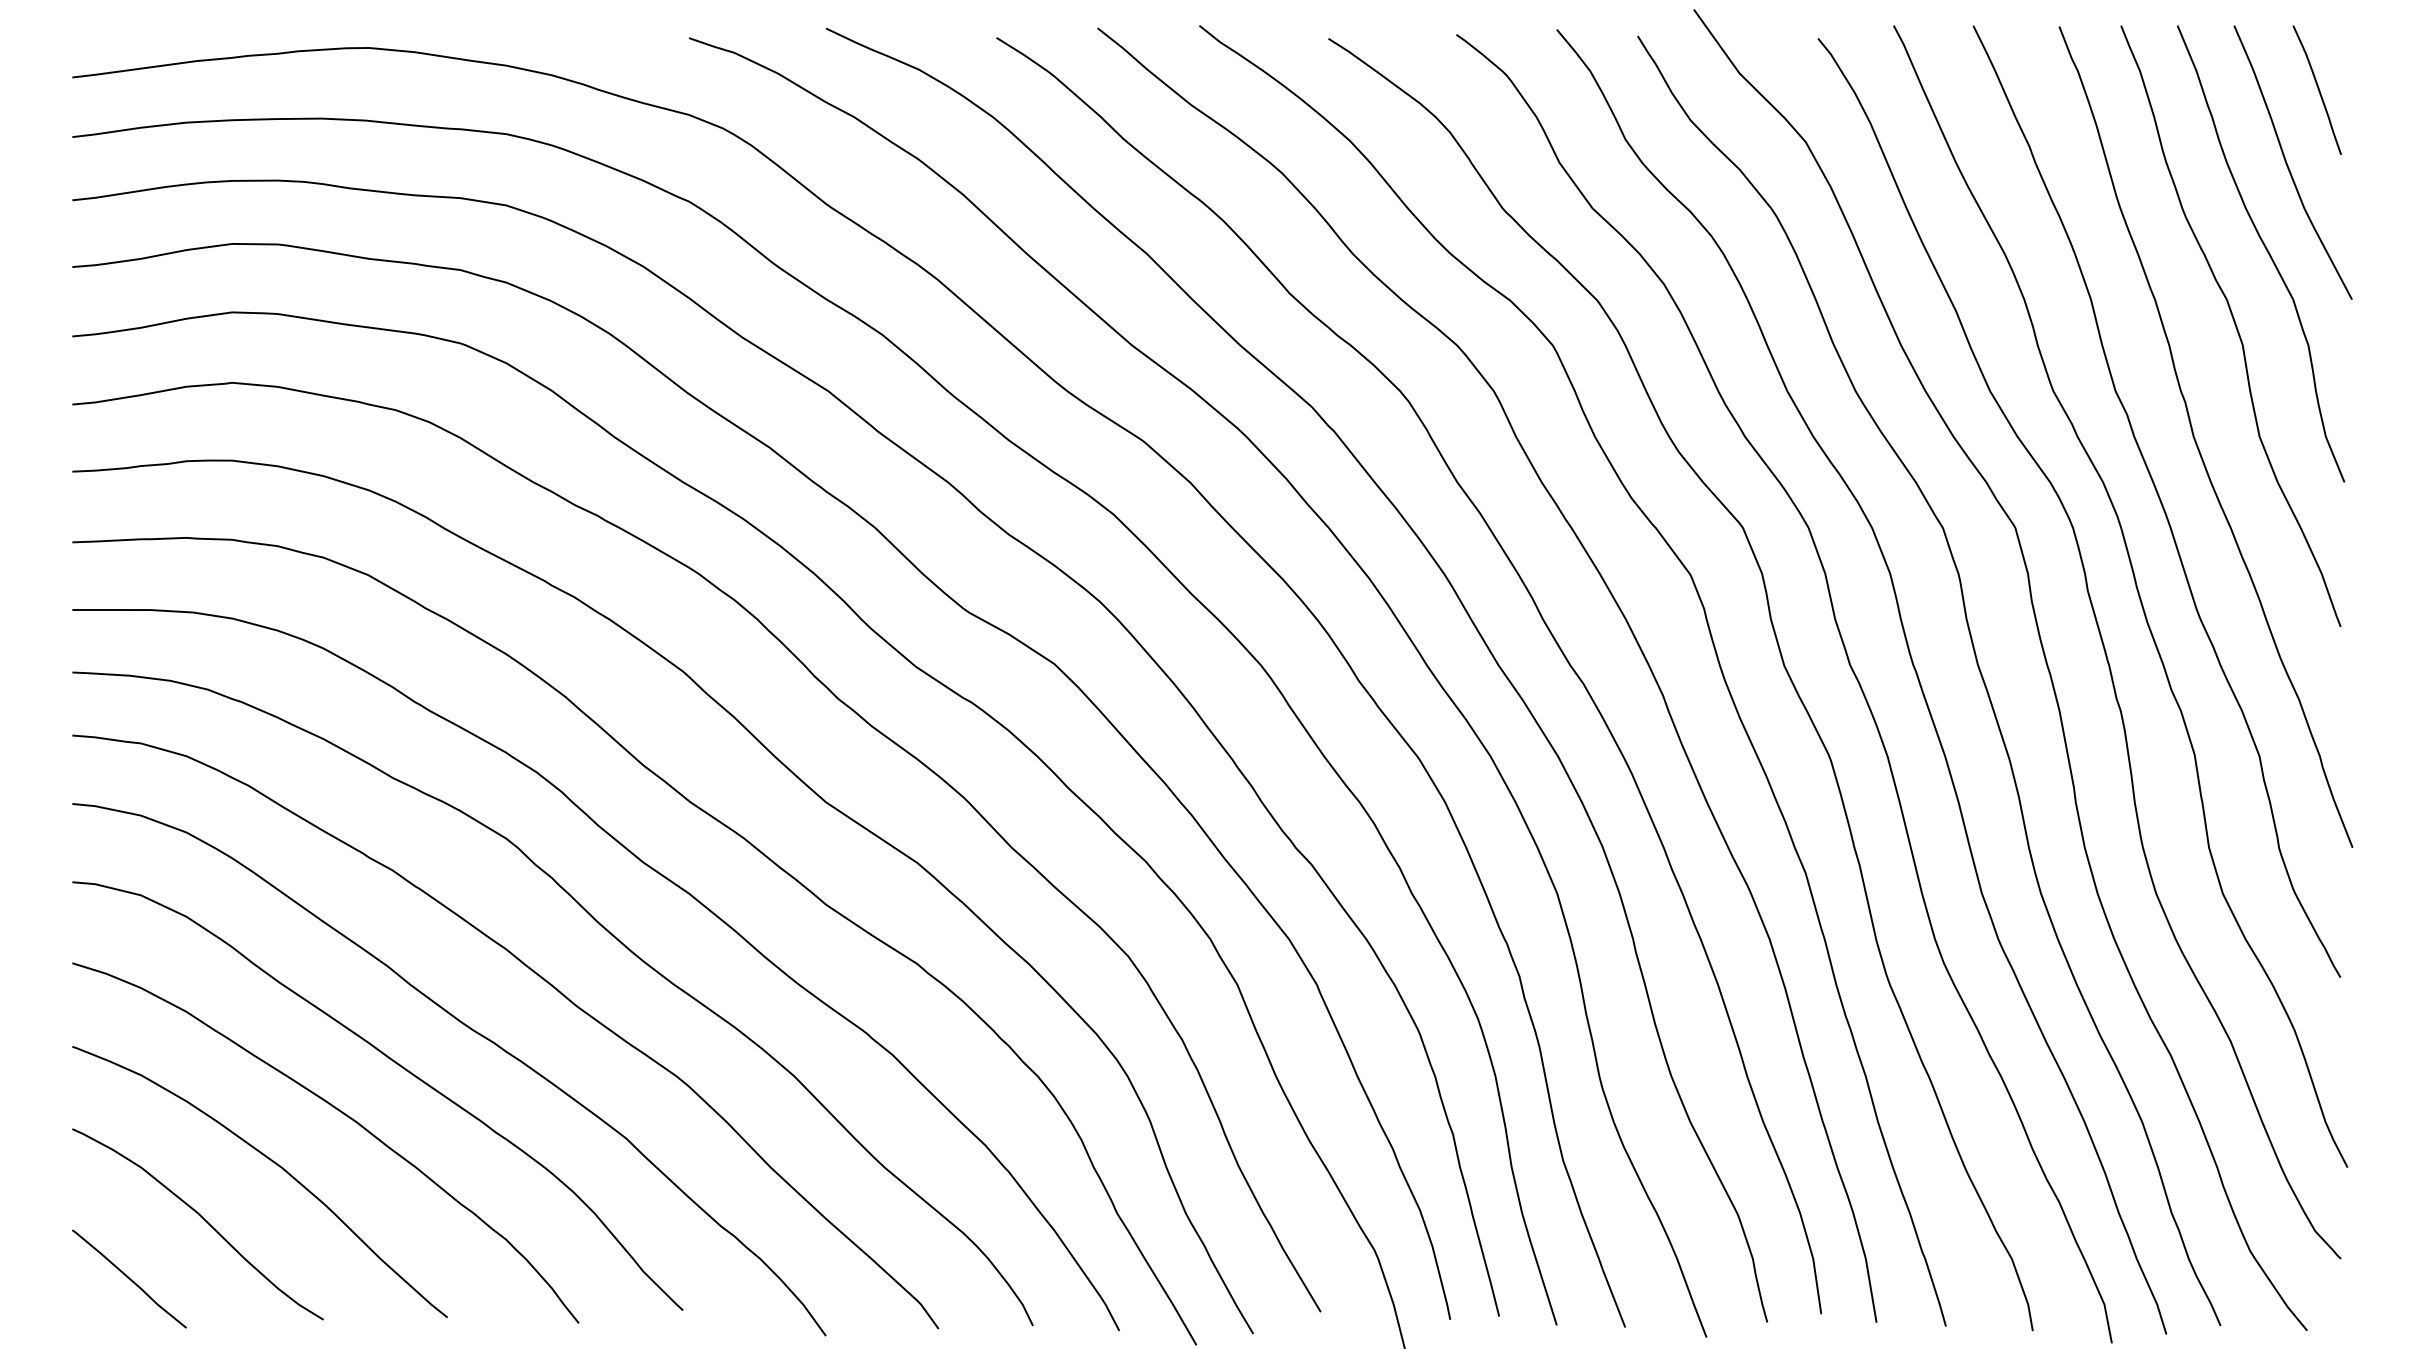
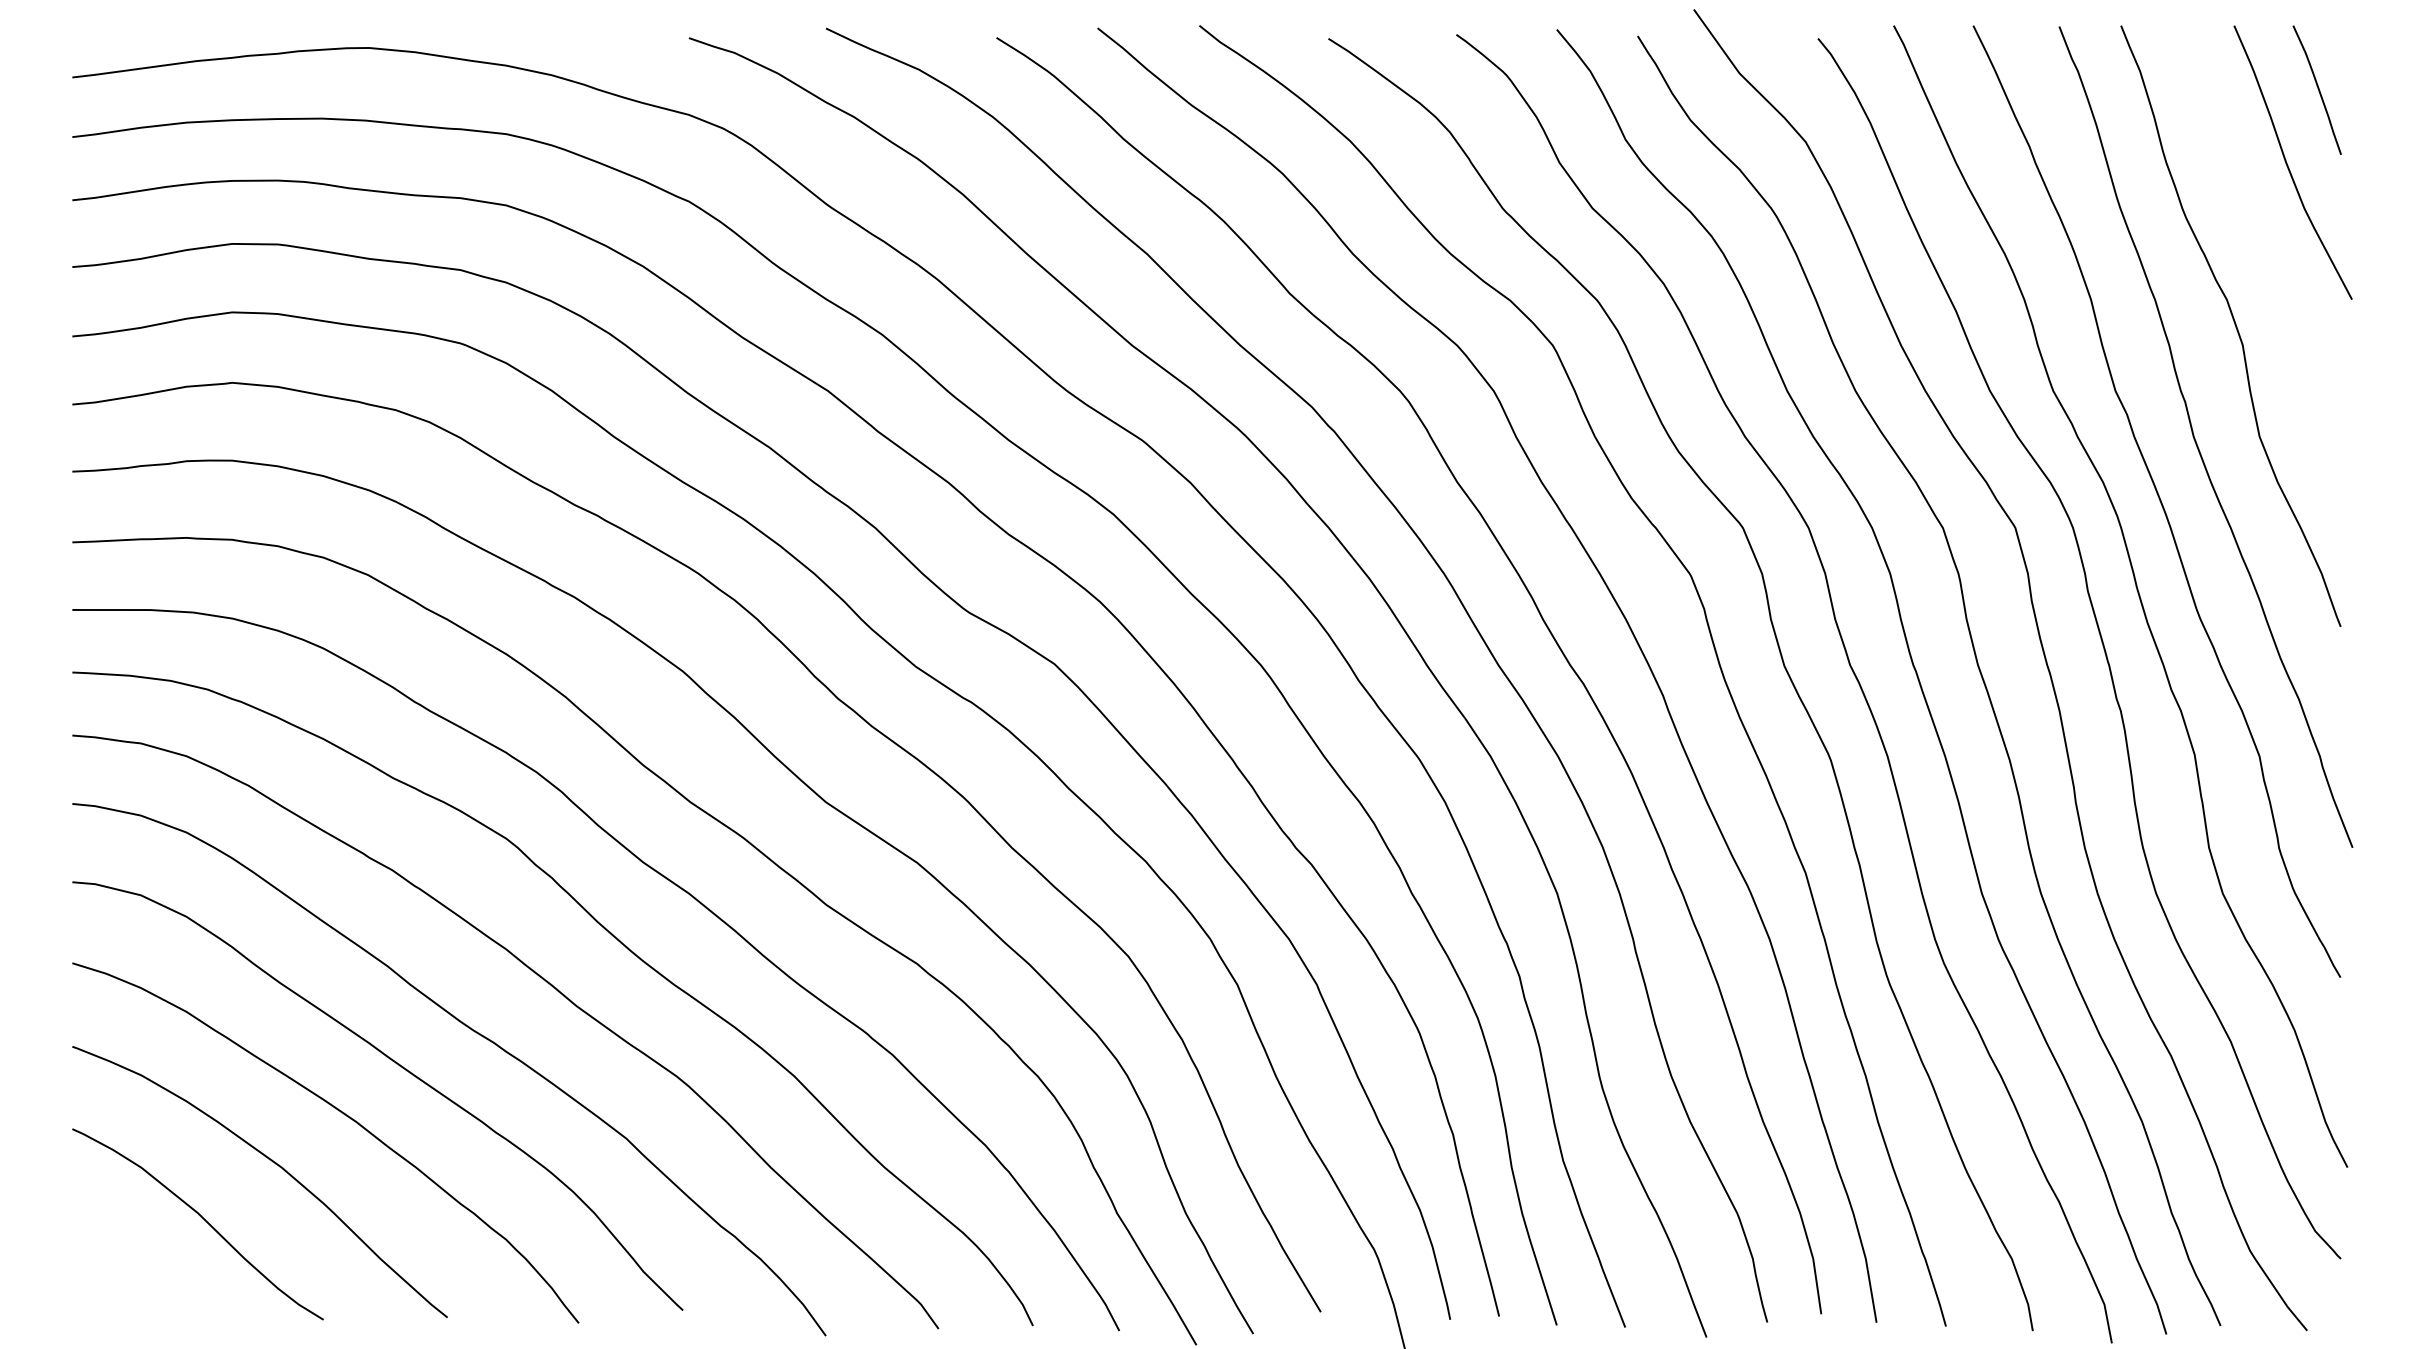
curve: present -> none (2266, 251)
curve: present -> none (129, 1278)
